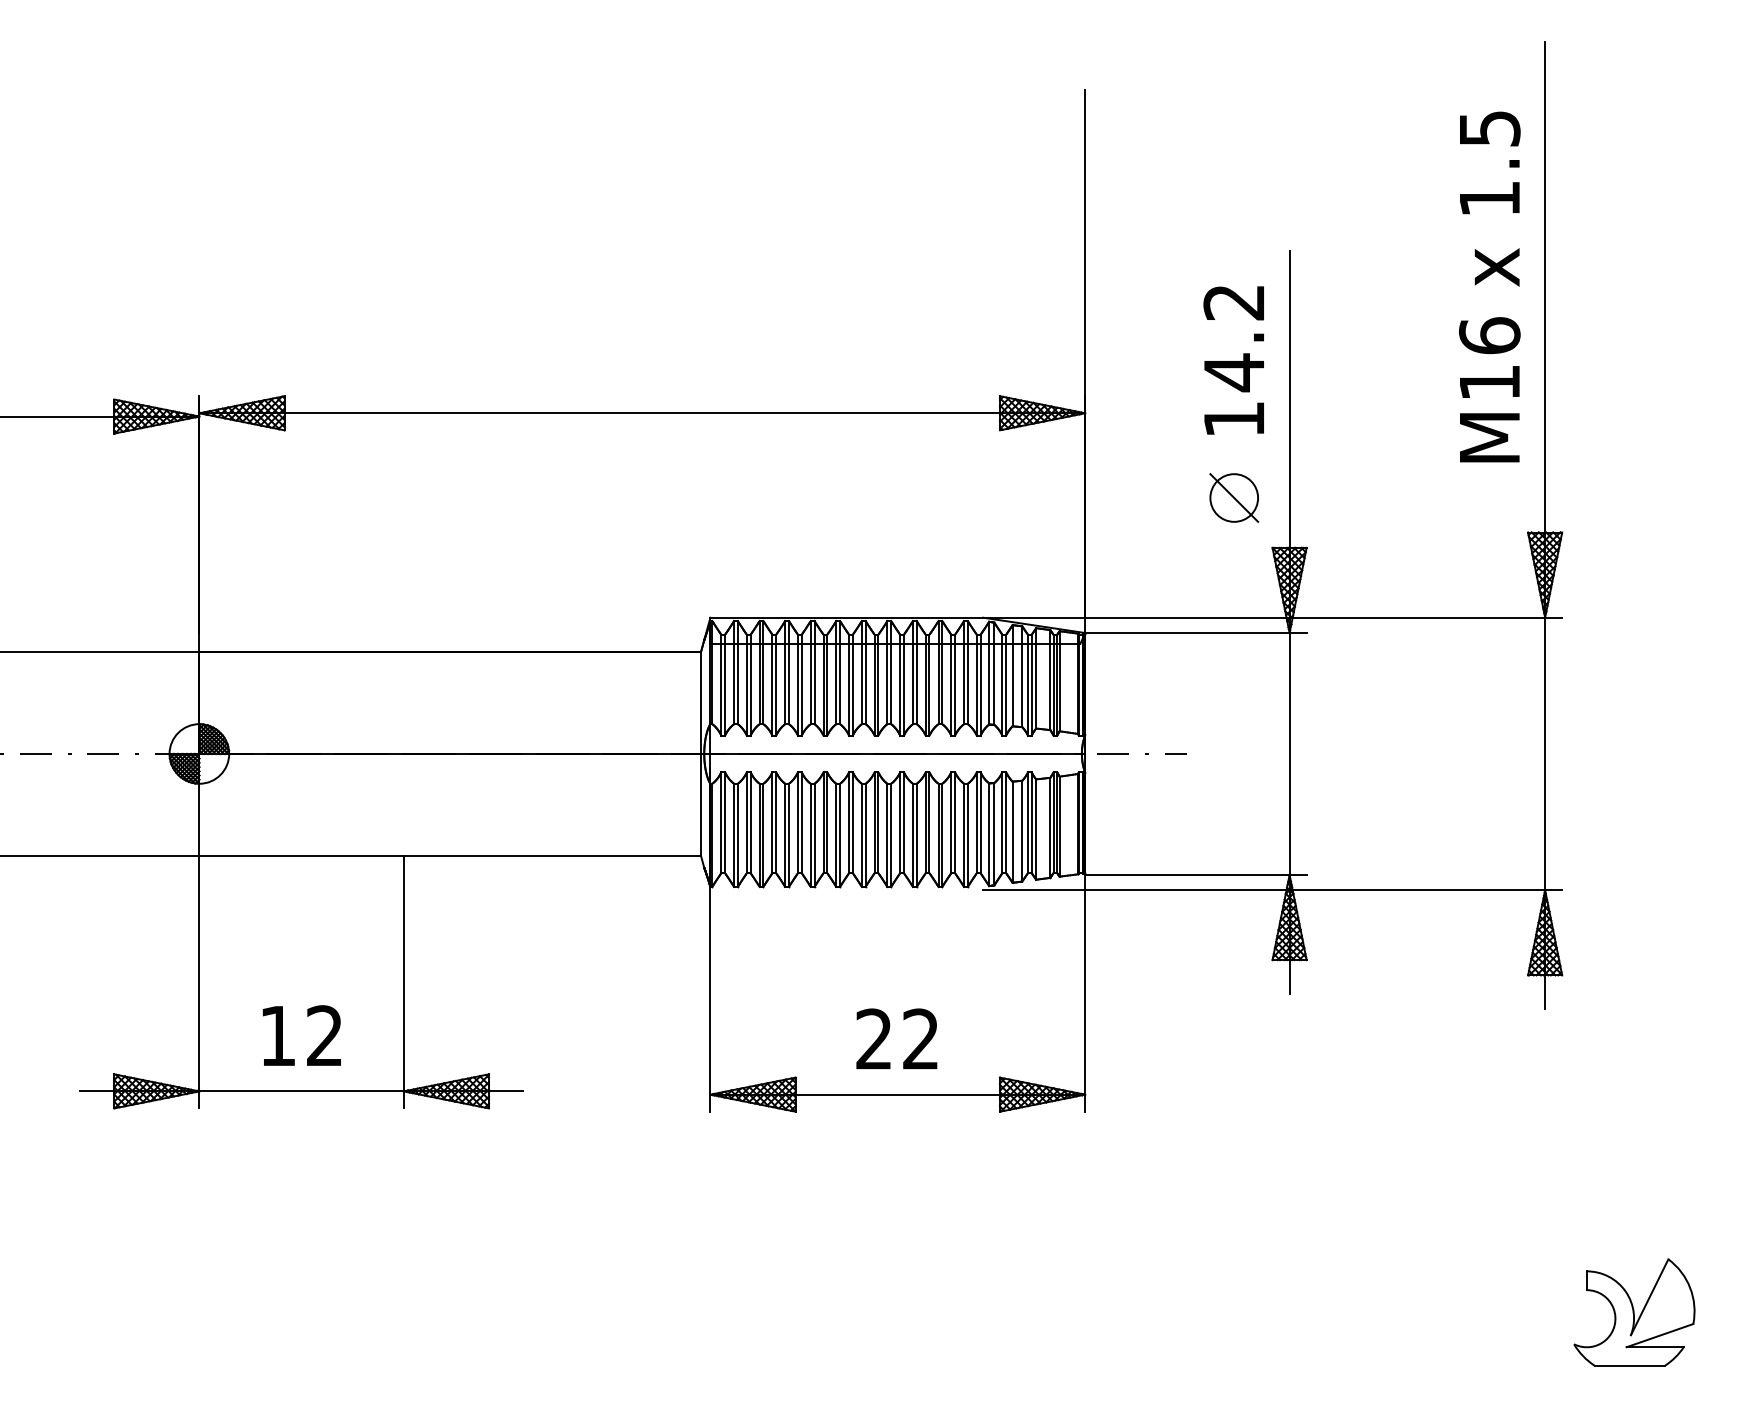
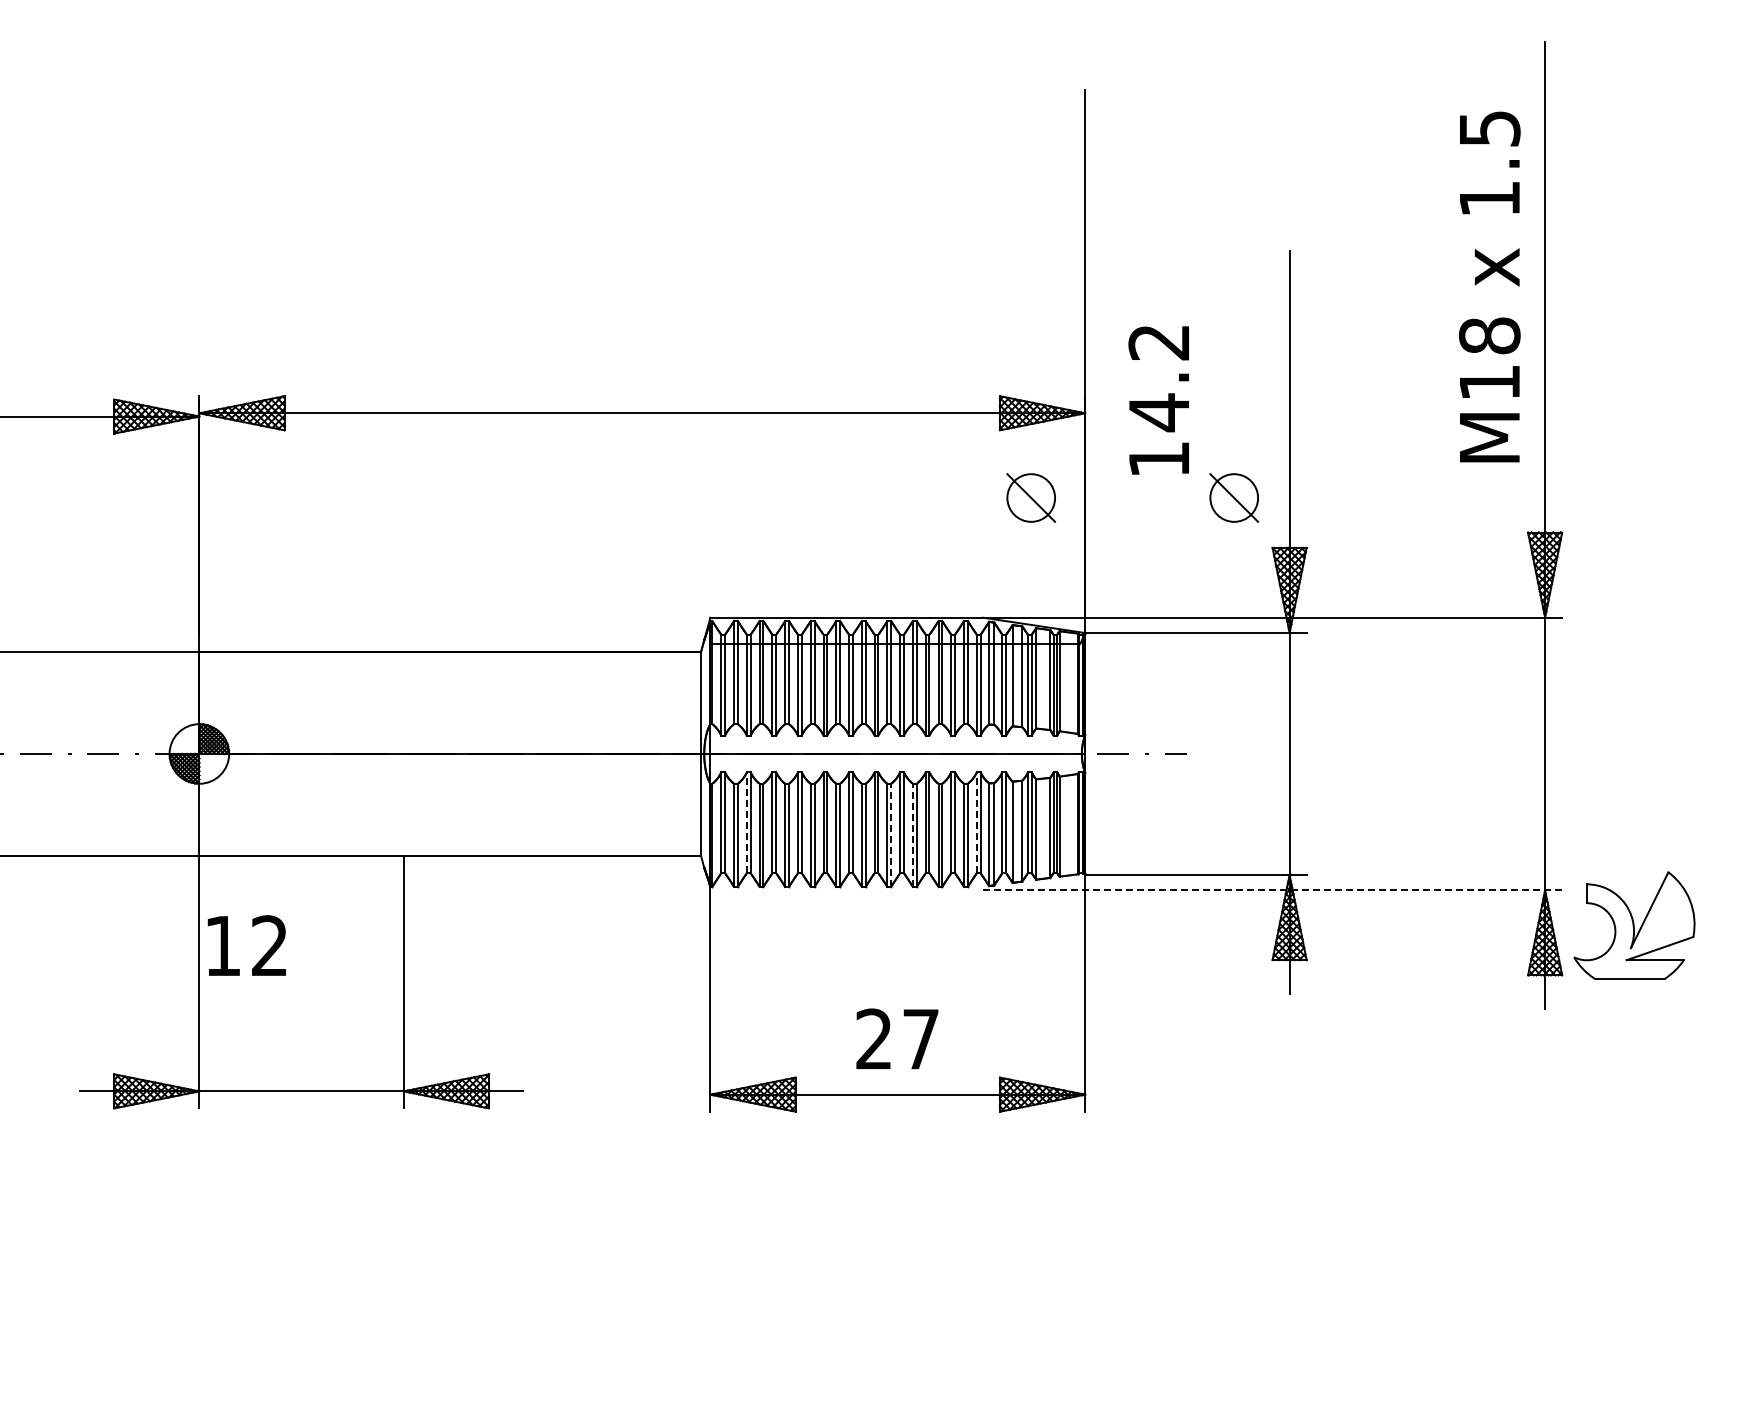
text: M16 -> M18 (1489, 335)
text position: (1233, 360) -> (1158, 400) (1158, 400)
part: none -> present (1031, 497)
line: solid -> dashed (746, 822)
line: solid -> dashed (976, 822)
line: solid -> dashed (891, 835)
line: solid -> dashed (912, 835)
line: solid -> dashed (1272, 890)
text position: (301, 1035) -> (246, 945) (246, 945)
text: 22 -> 27 (920, 1038)
part position: (1634, 1312) -> (1634, 925) (1634, 925)
